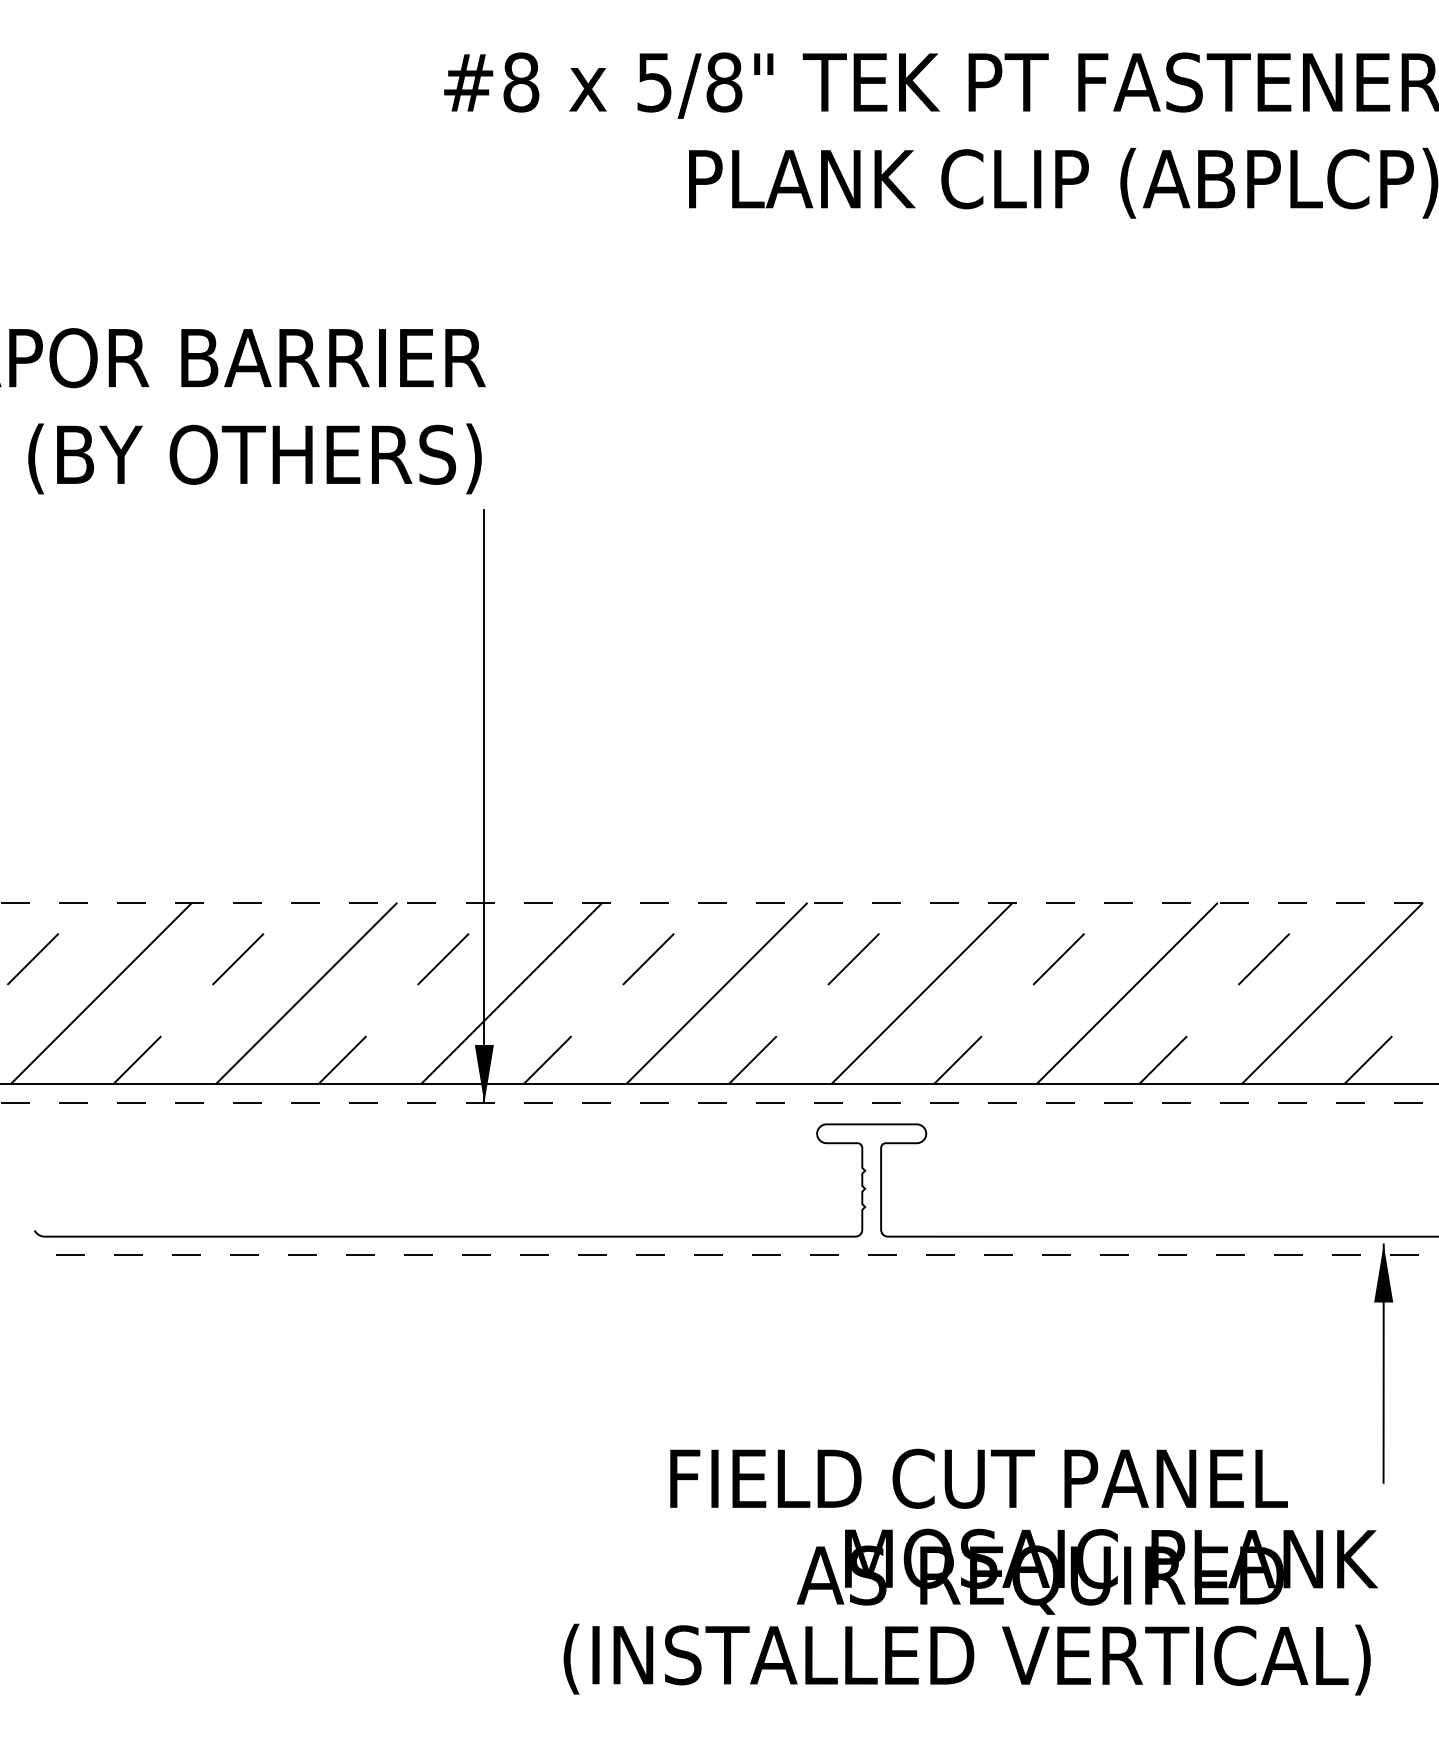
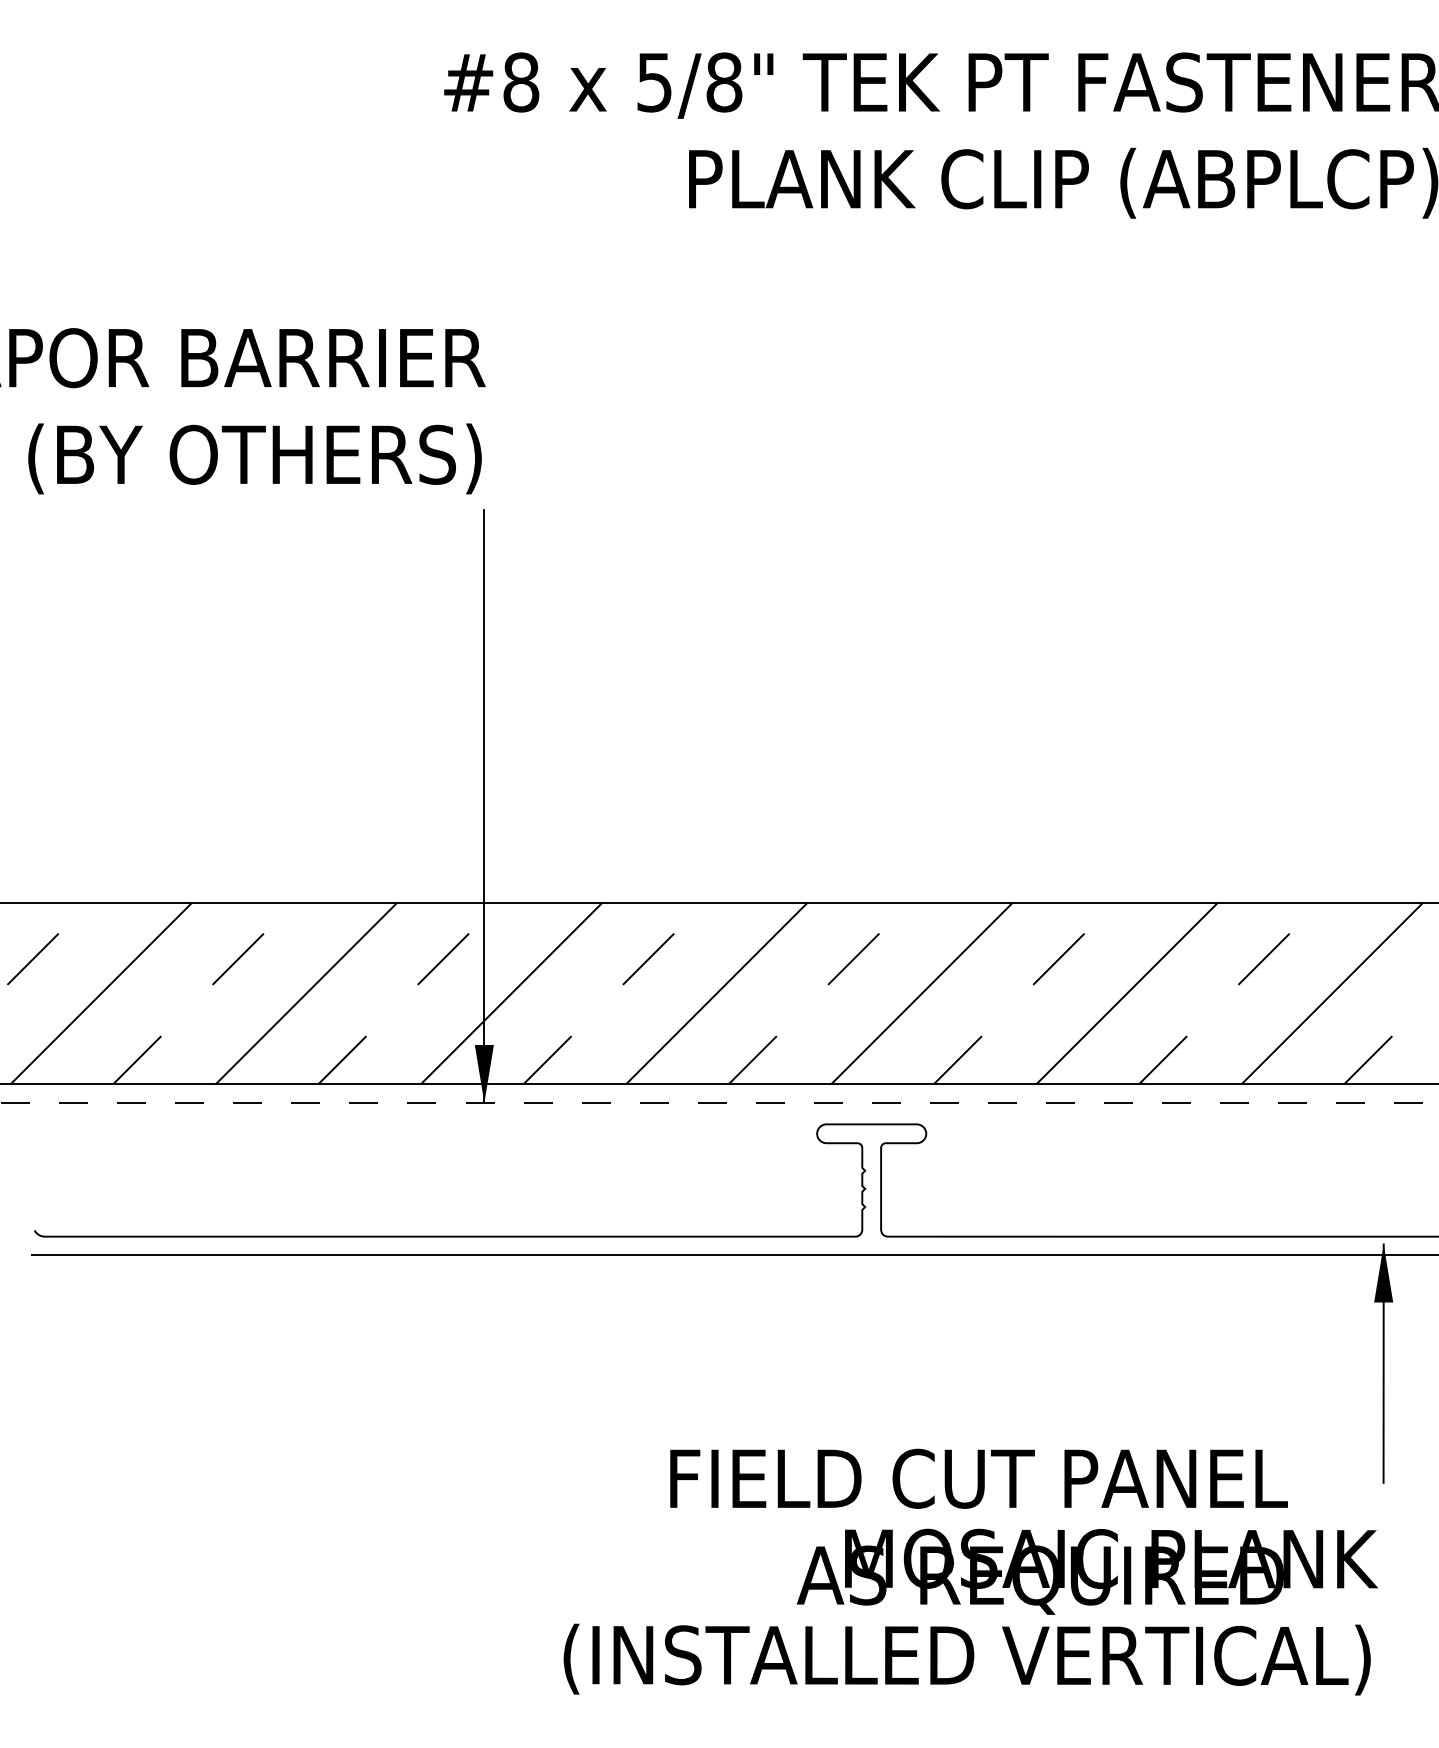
line: dashed -> solid (719, 902)
line: dashed -> solid (734, 1254)
